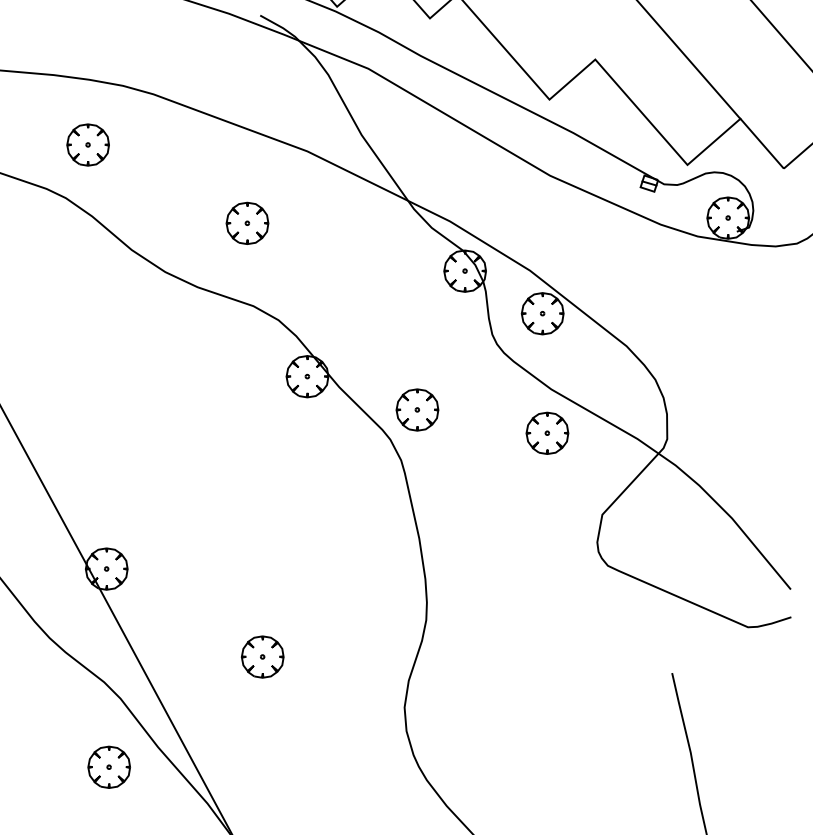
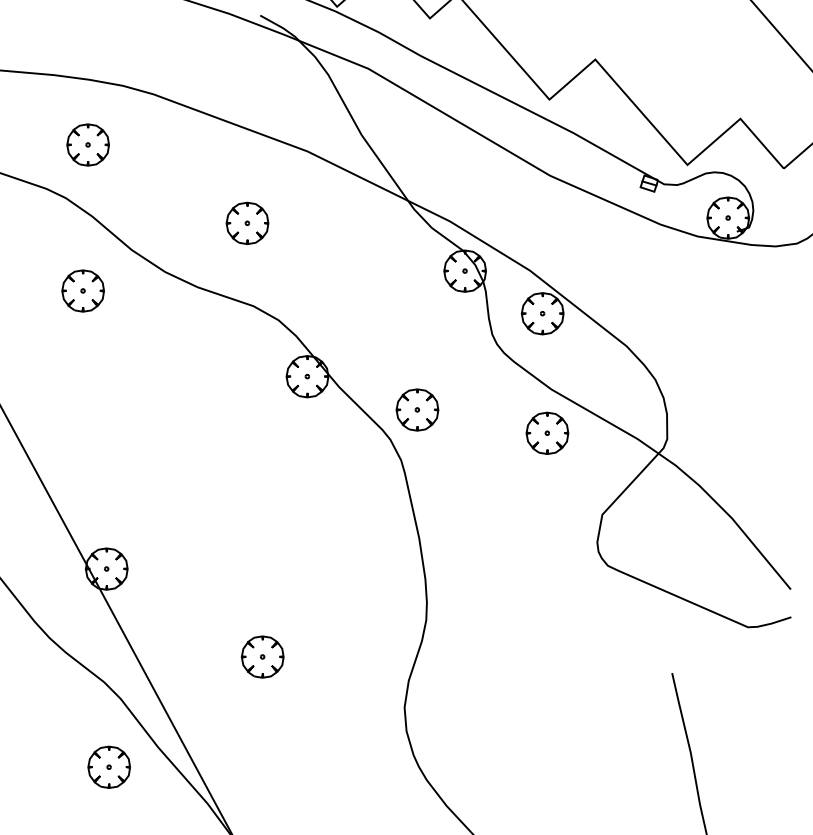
line: present -> none (689, 60)
part: none -> present (82, 290)
